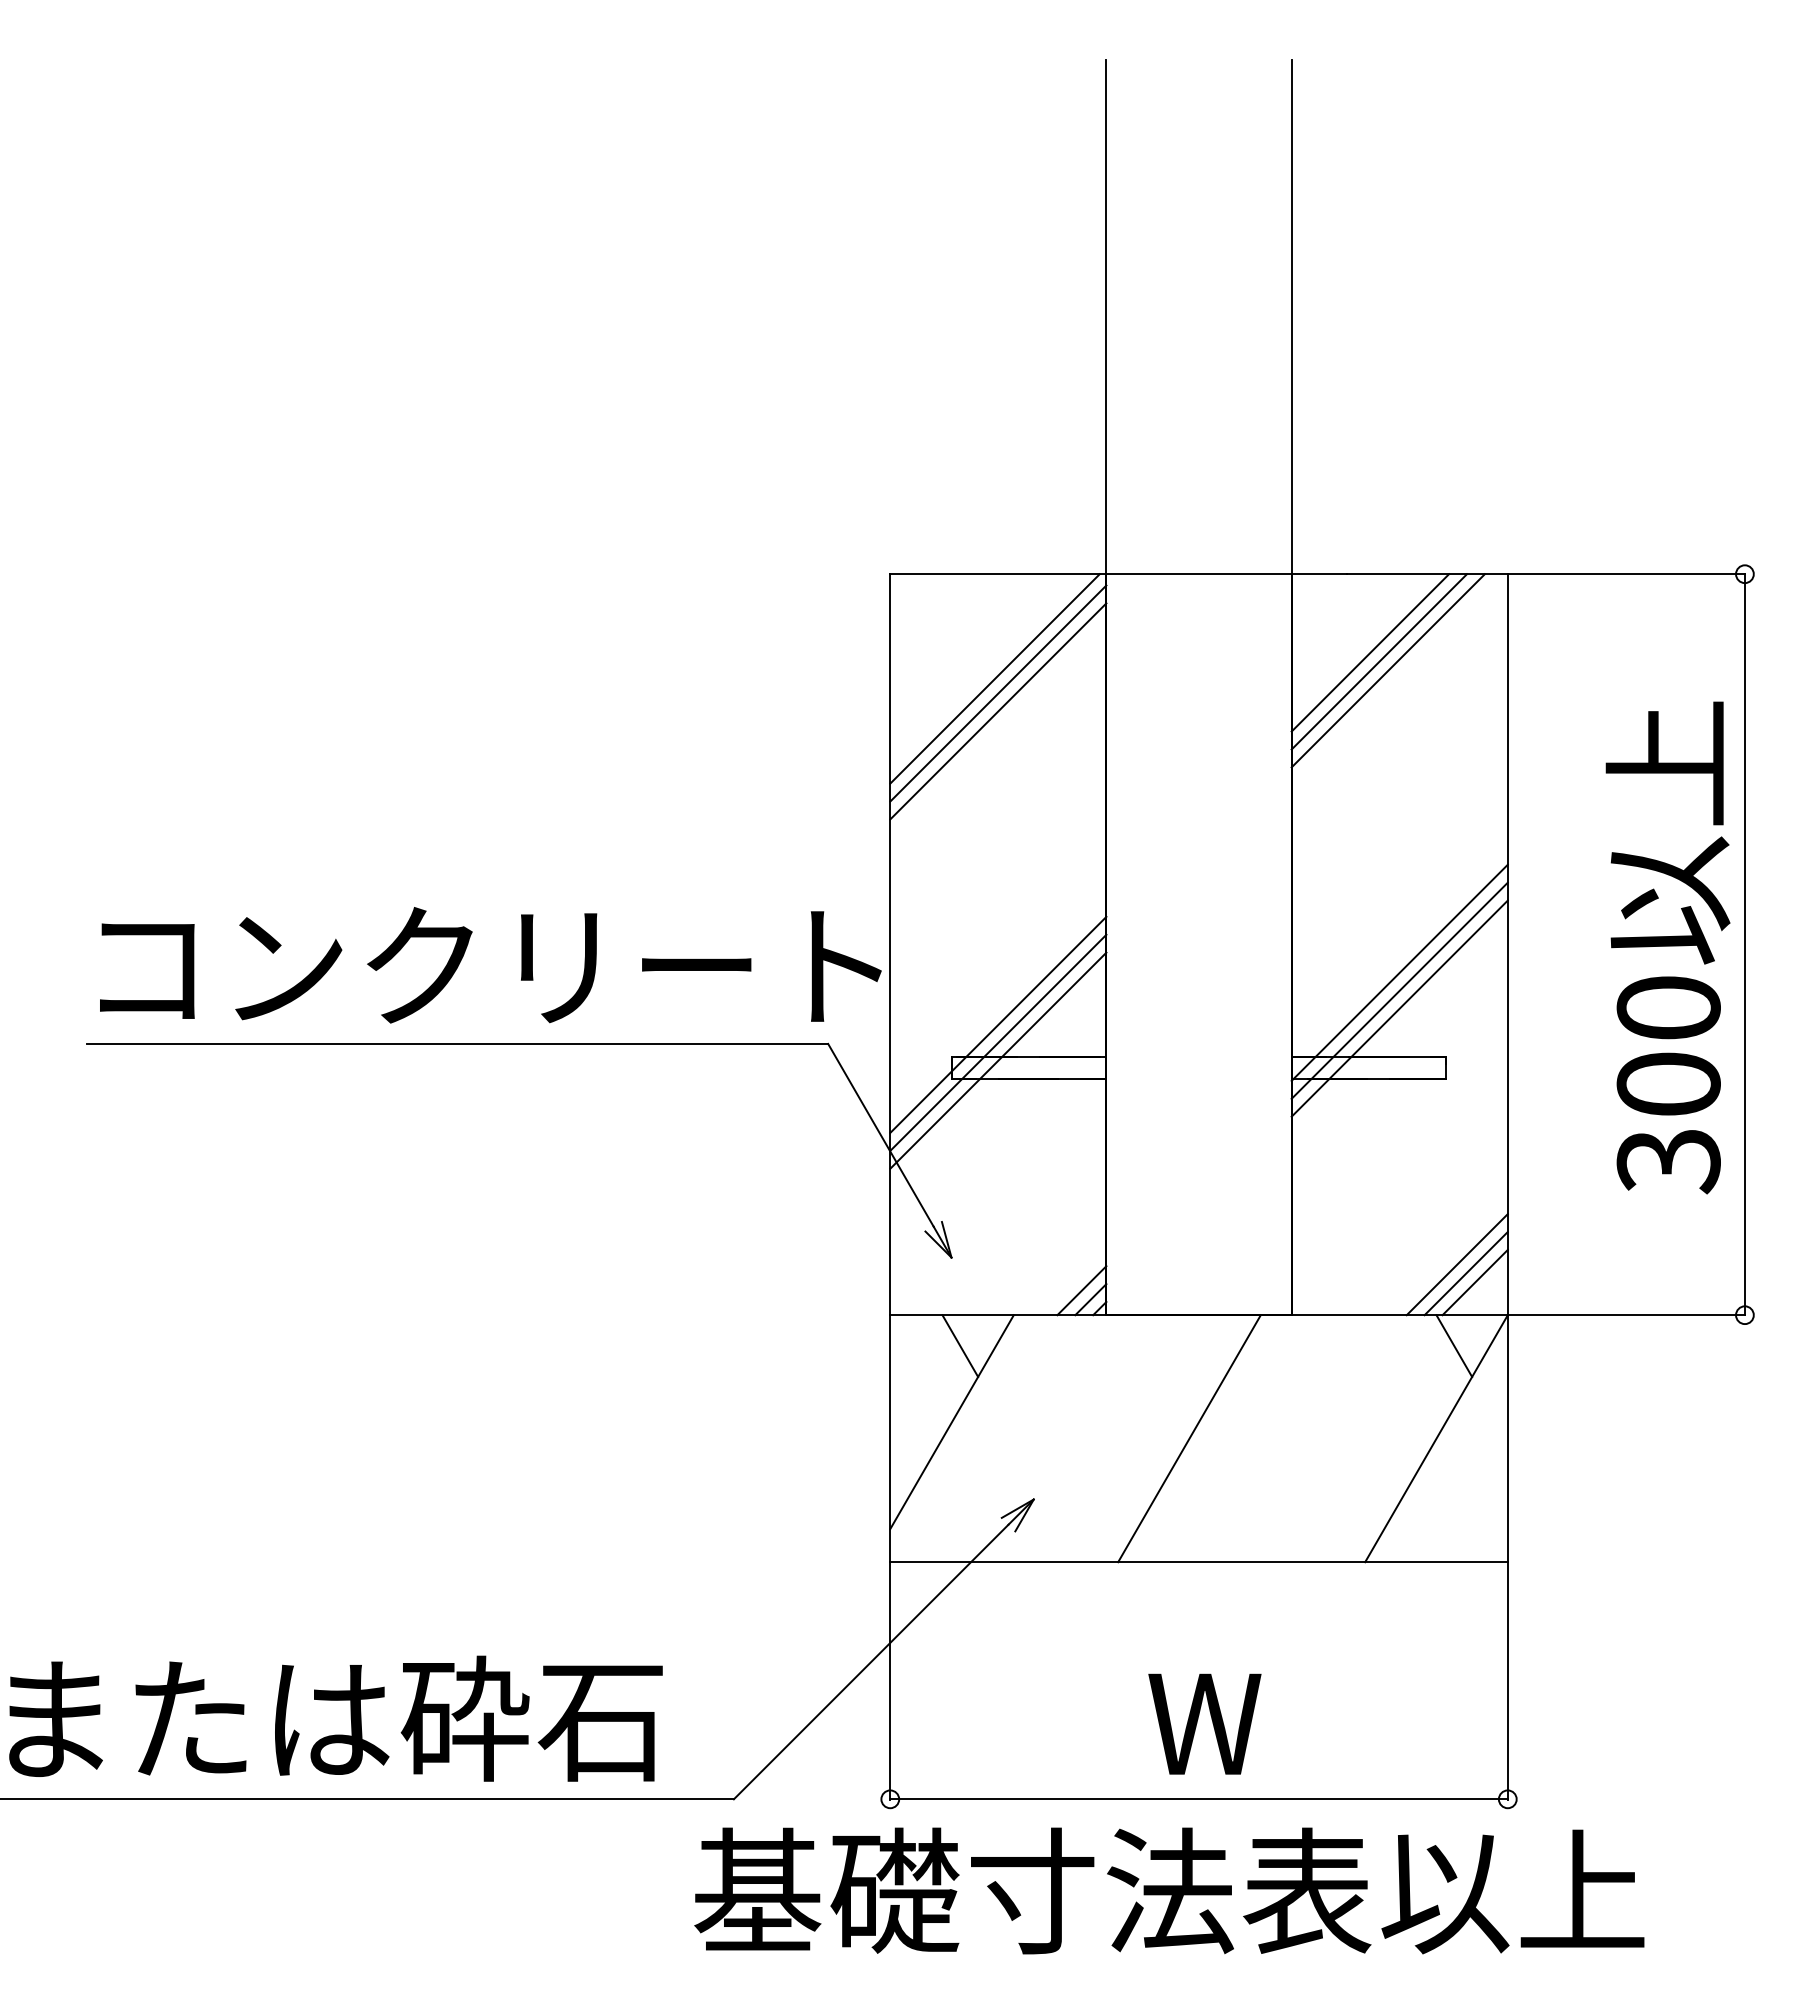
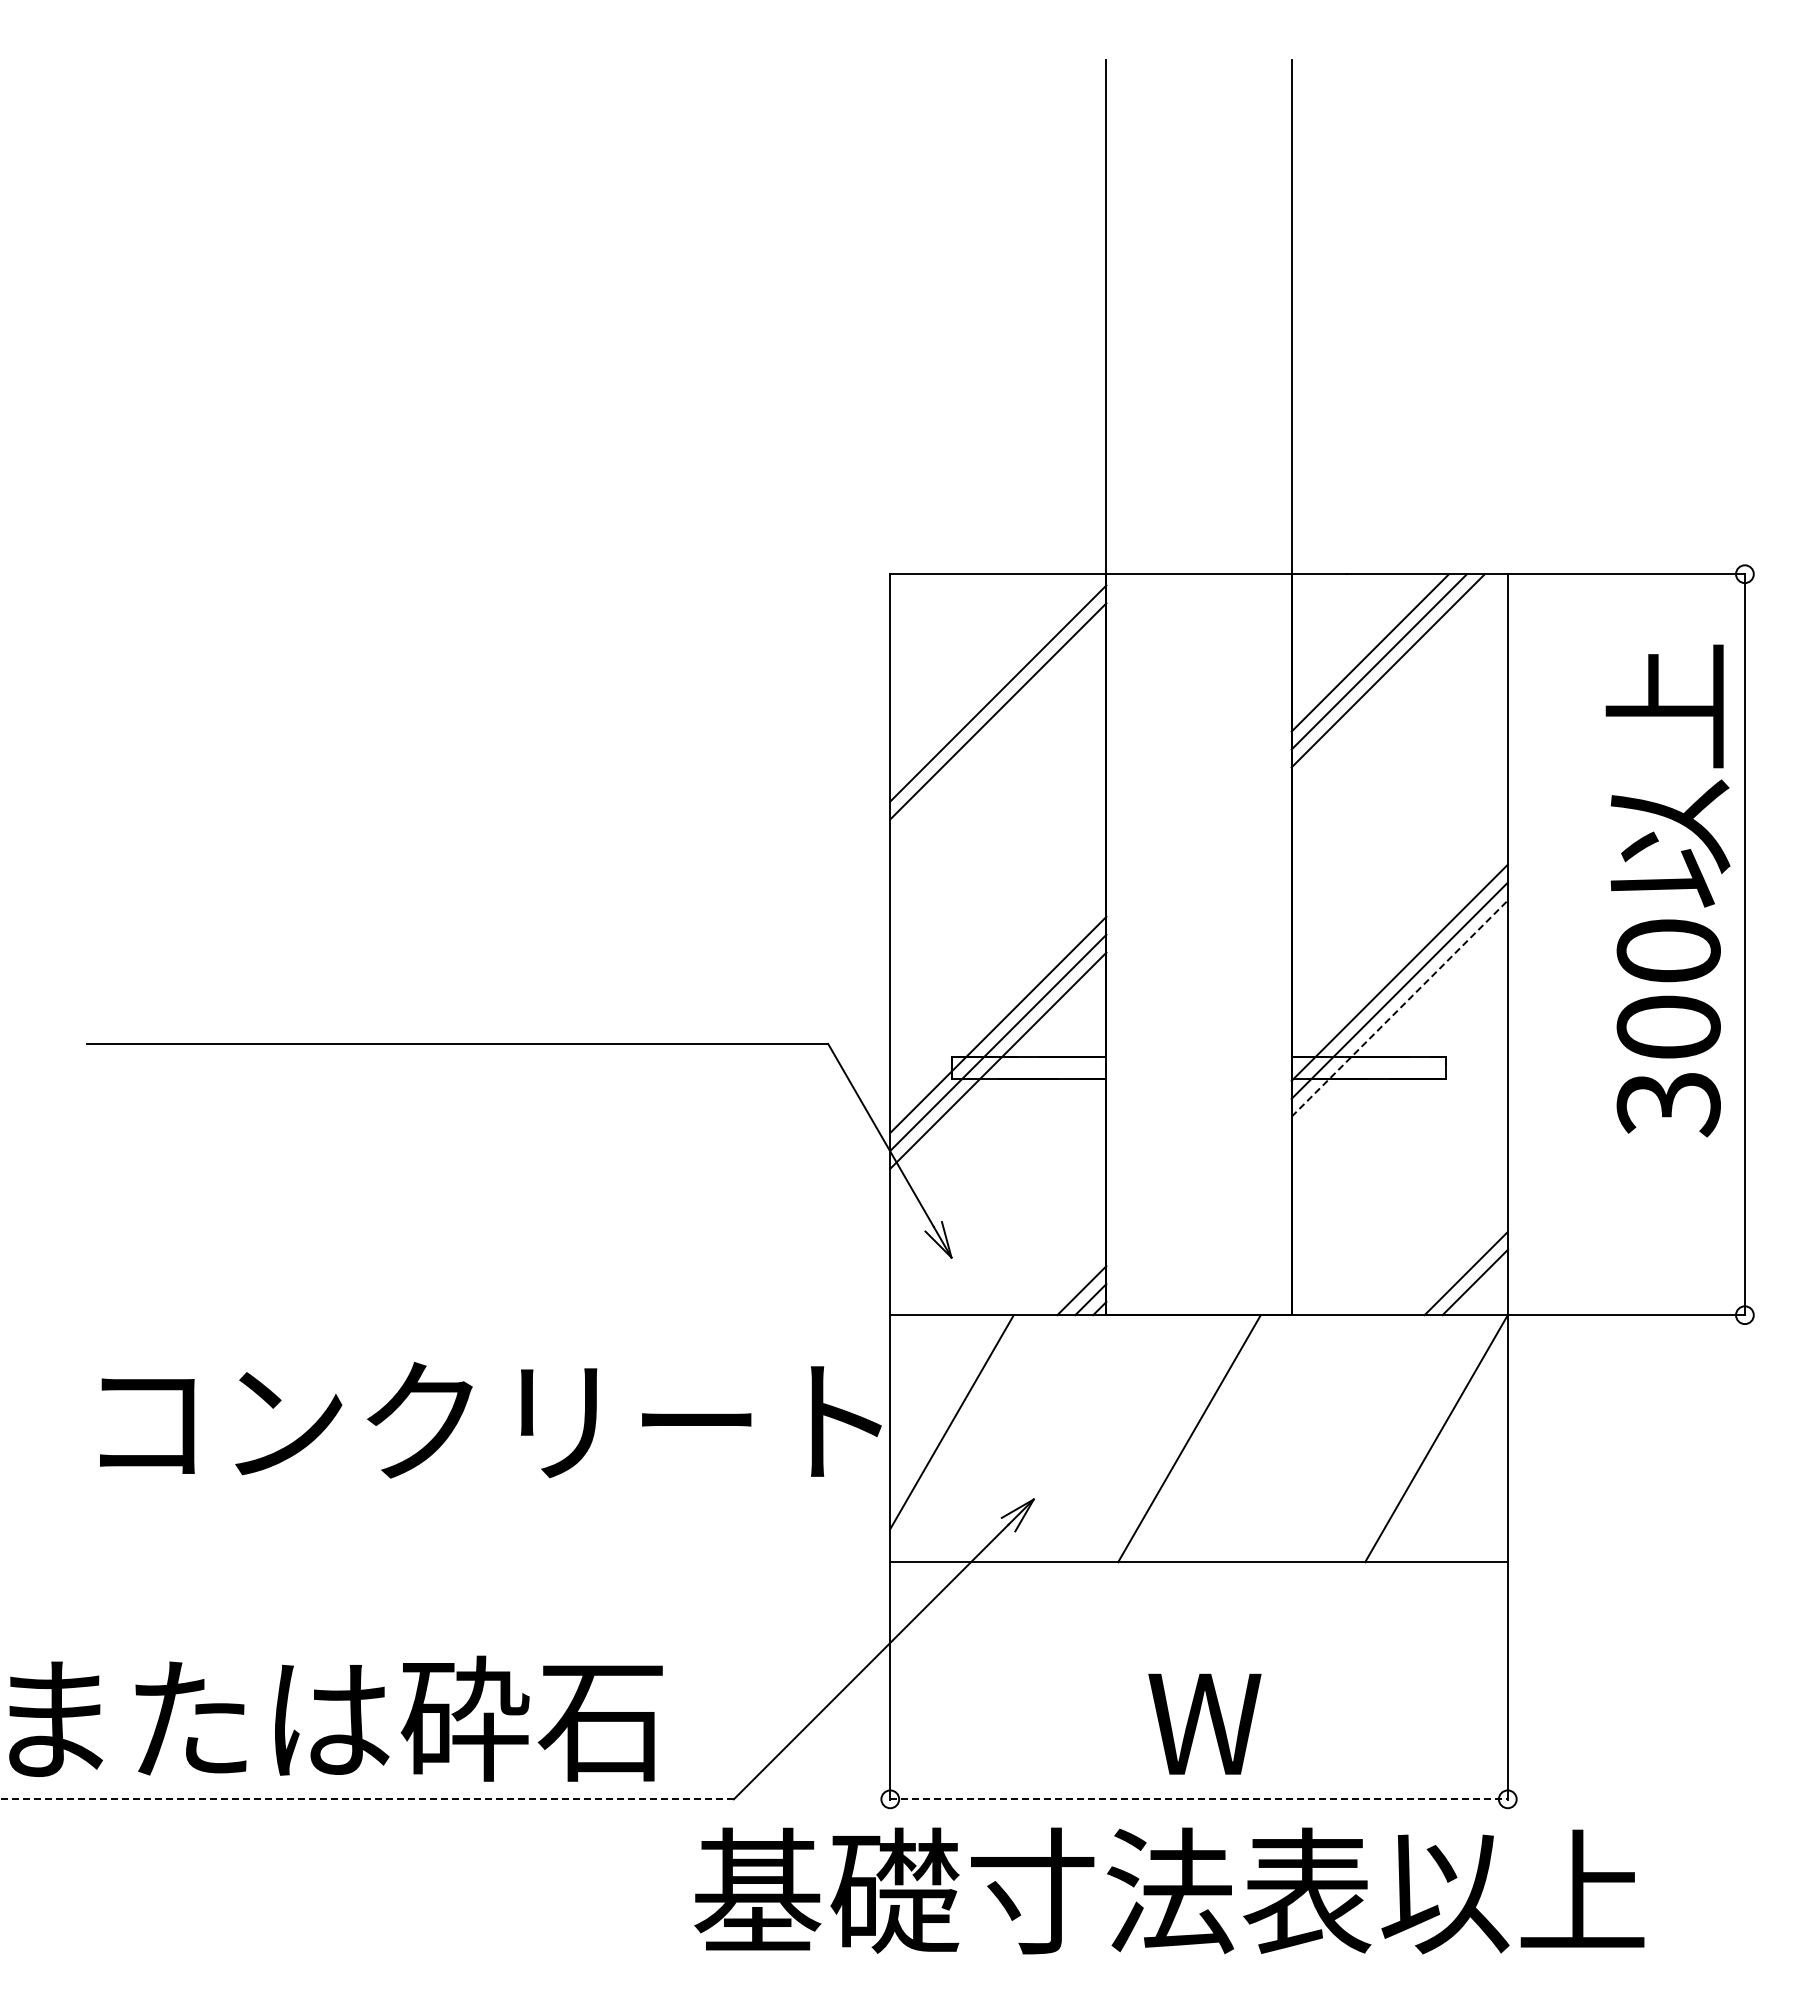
line: present -> none (994, 678)
text position: (1667, 947) -> (1667, 890) (1667, 890)
text position: (490, 965) -> (490, 1420) (490, 1420)
line: solid -> dashed (1399, 1008)
line: present -> none (1456, 1264)
line: present -> none (960, 1345)
line: present -> none (1454, 1345)
line: solid -> dashed (366, 1799)
line: solid -> dashed (1199, 1799)
